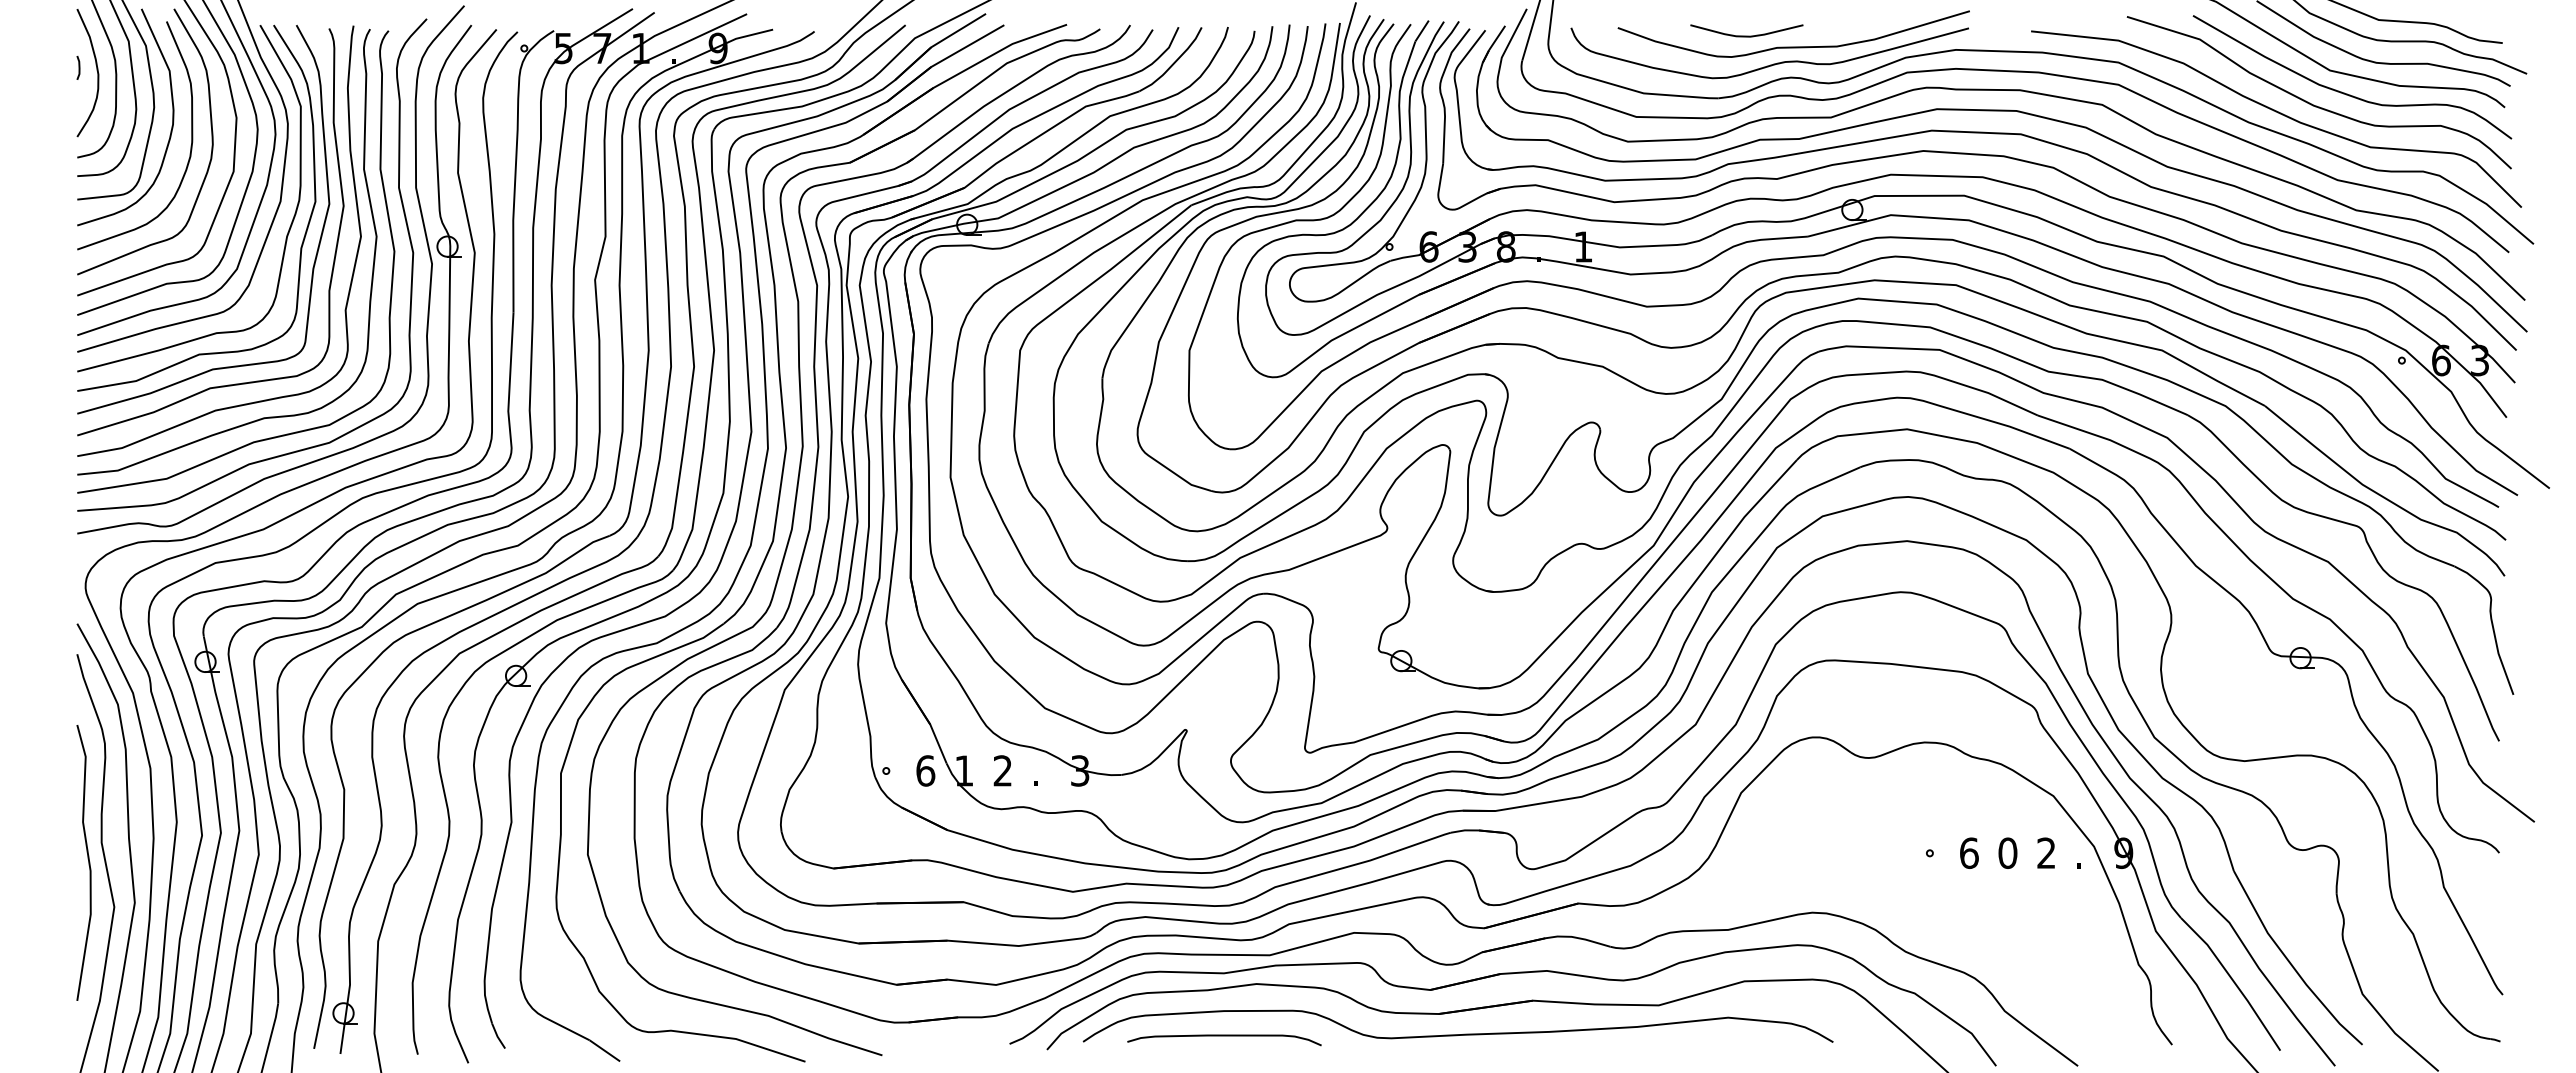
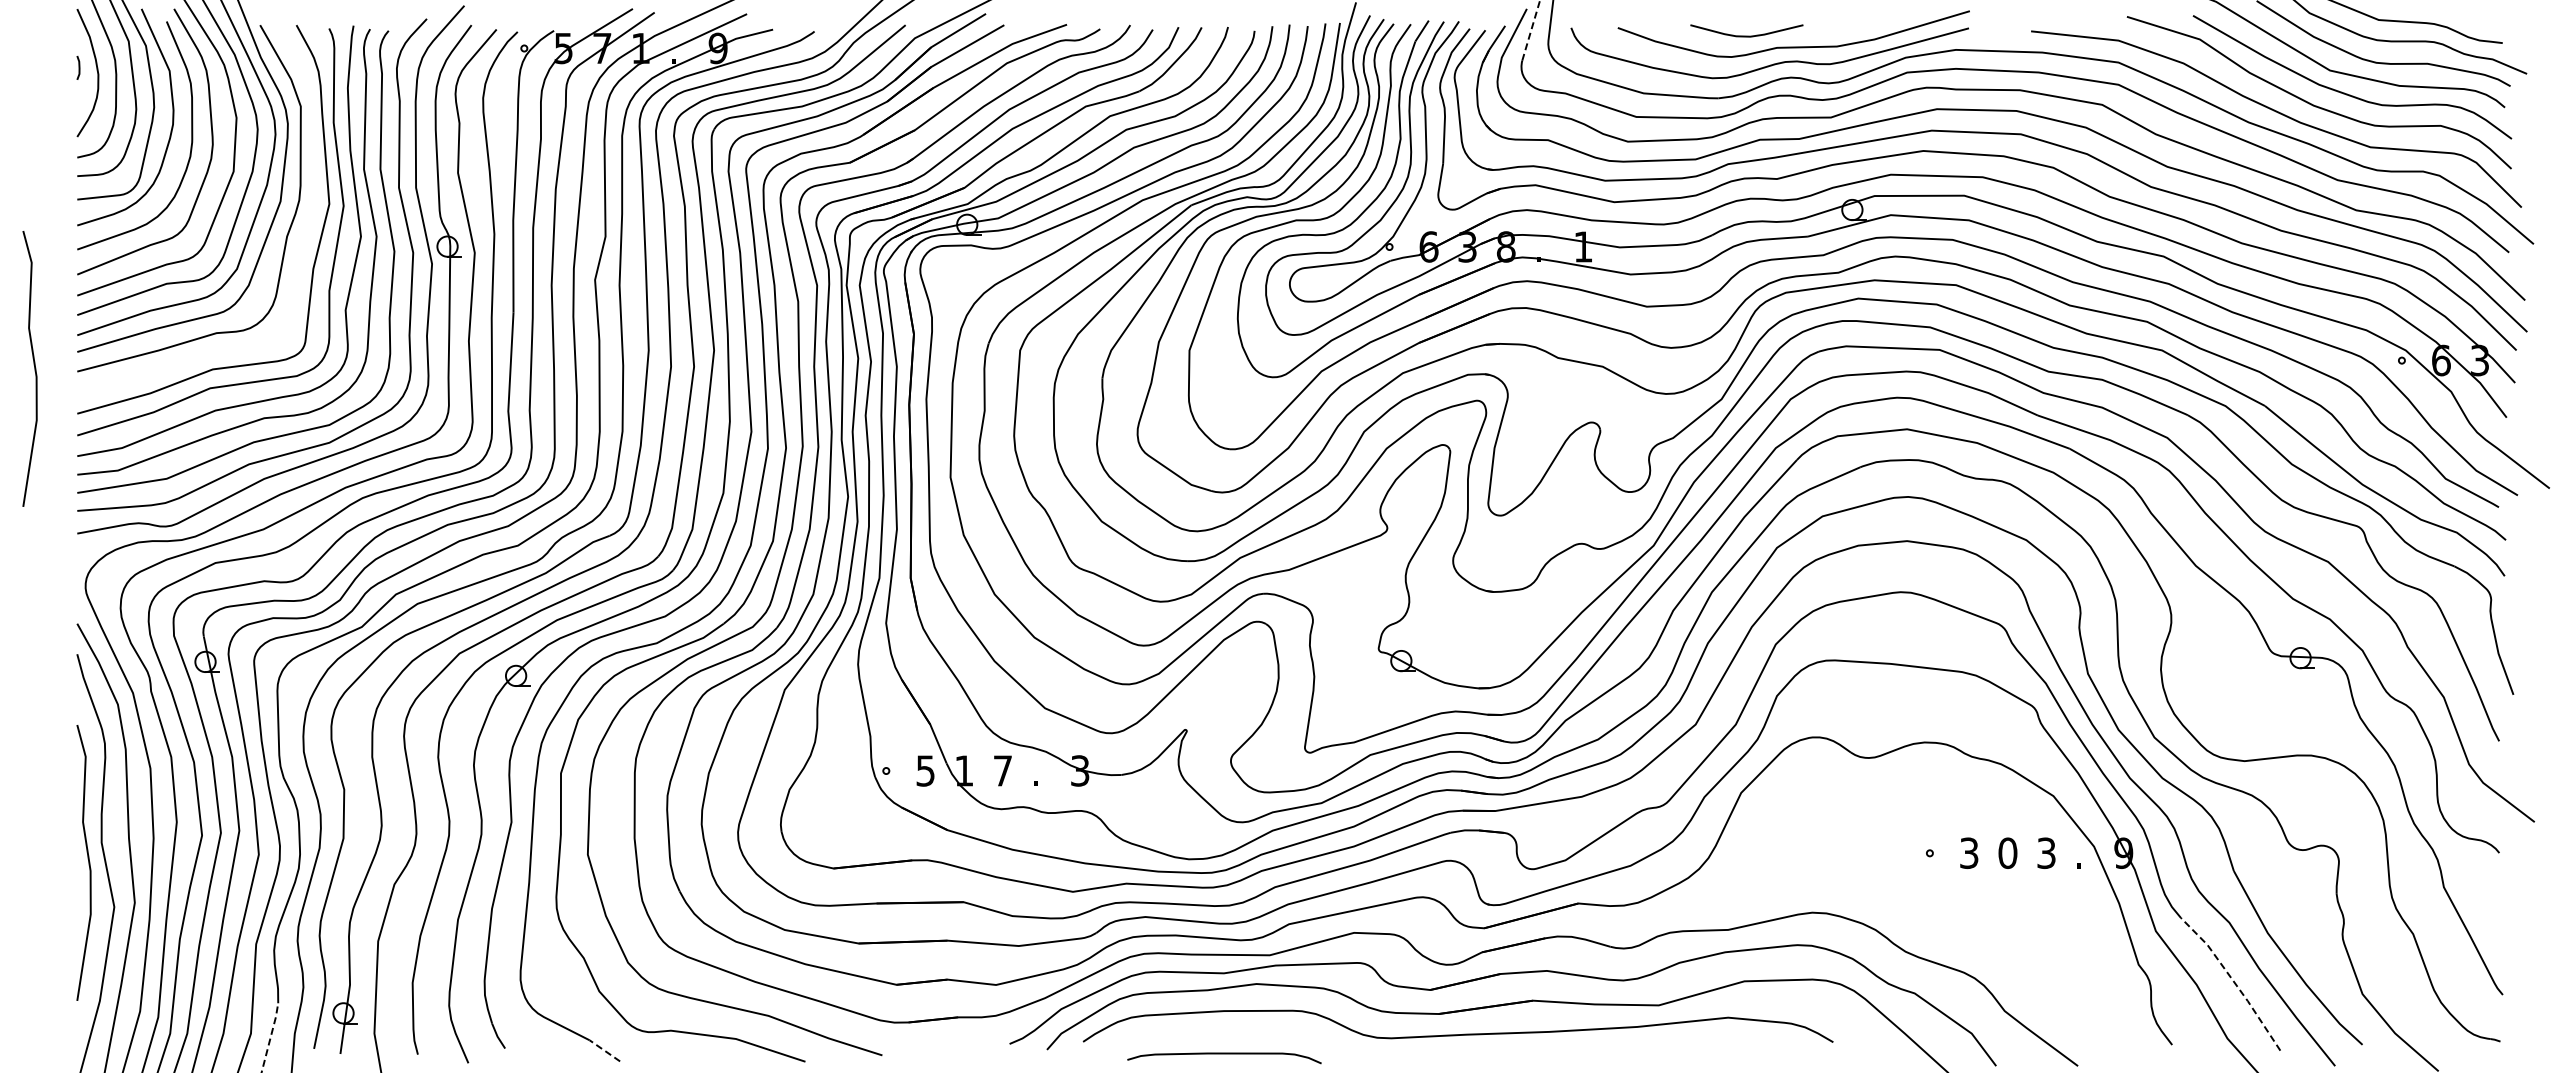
line: solid -> dashed (1531, 30)
curve: present -> none (301, 243)
curve: none -> present (33, 365)
text: 6 -> 5 (925, 770)
text: 2 -> 7 (1002, 770)
text: 6 -> 3 (1969, 853)
text: 2 -> 3 (2046, 853)
line: solid -> dashed (2233, 981)
curve position: (1224, 1036) -> (1224, 1054) (1224, 1054)
line: solid -> dashed (270, 1037)
line: solid -> dashed (604, 1050)
